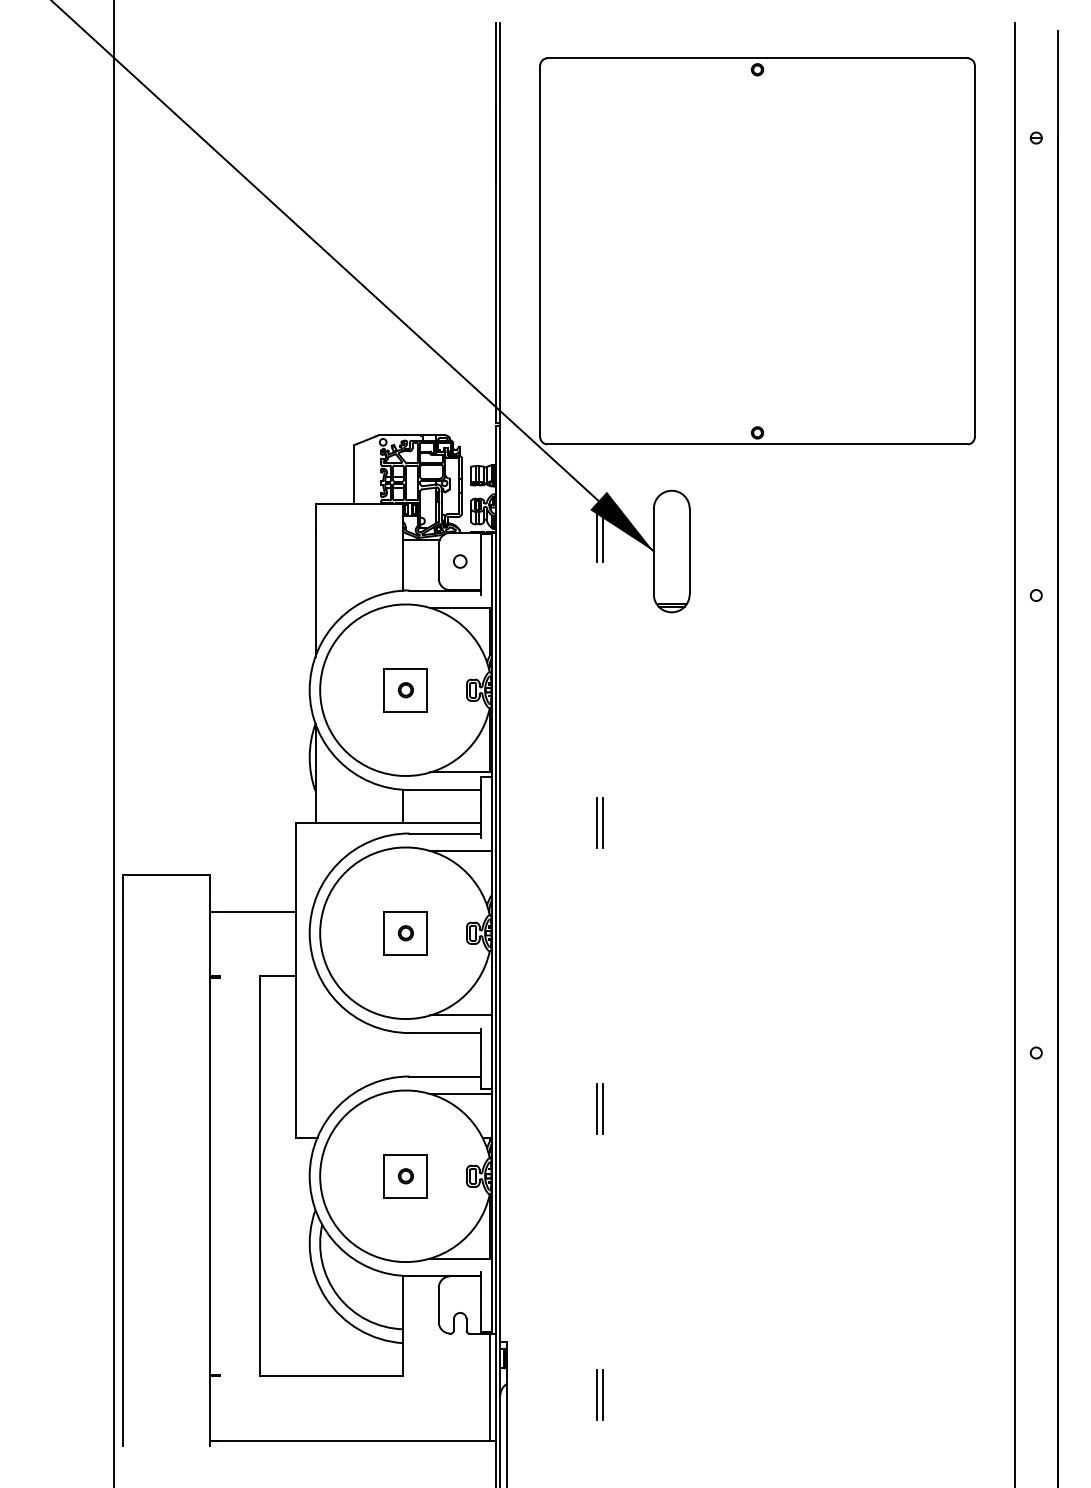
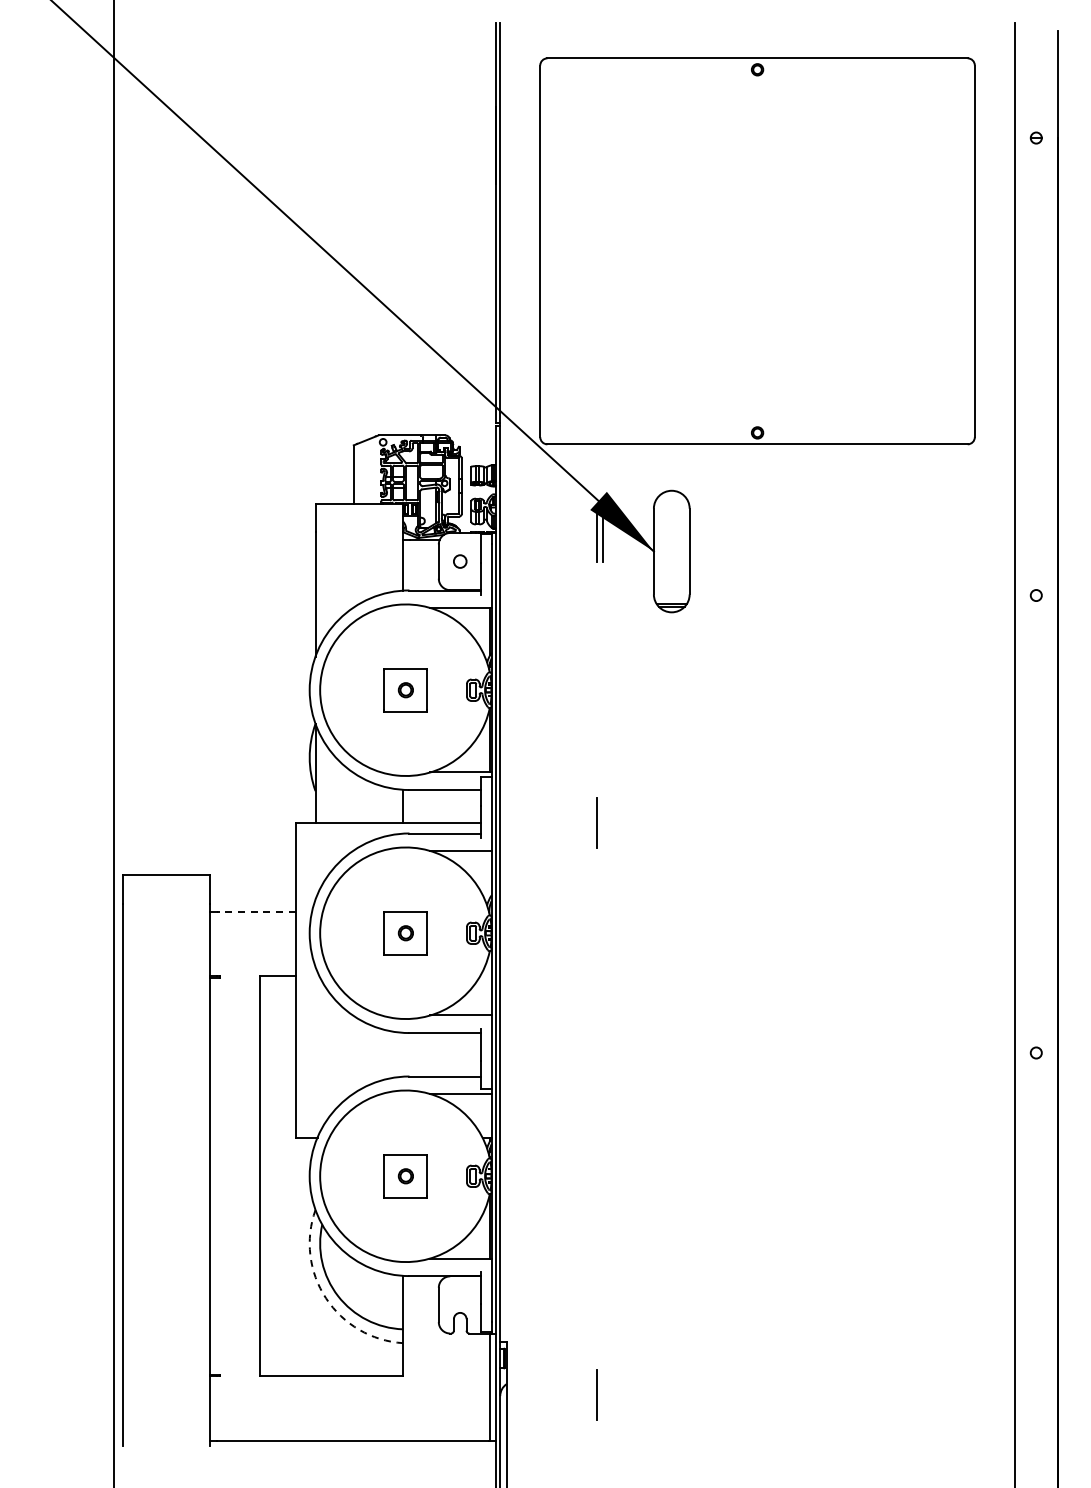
line: present -> none (603, 823)
line: solid -> dashed (256, 911)
part: present -> none (599, 1108)
arc: solid -> dashed (326, 1298)
line: present -> none (603, 1395)
